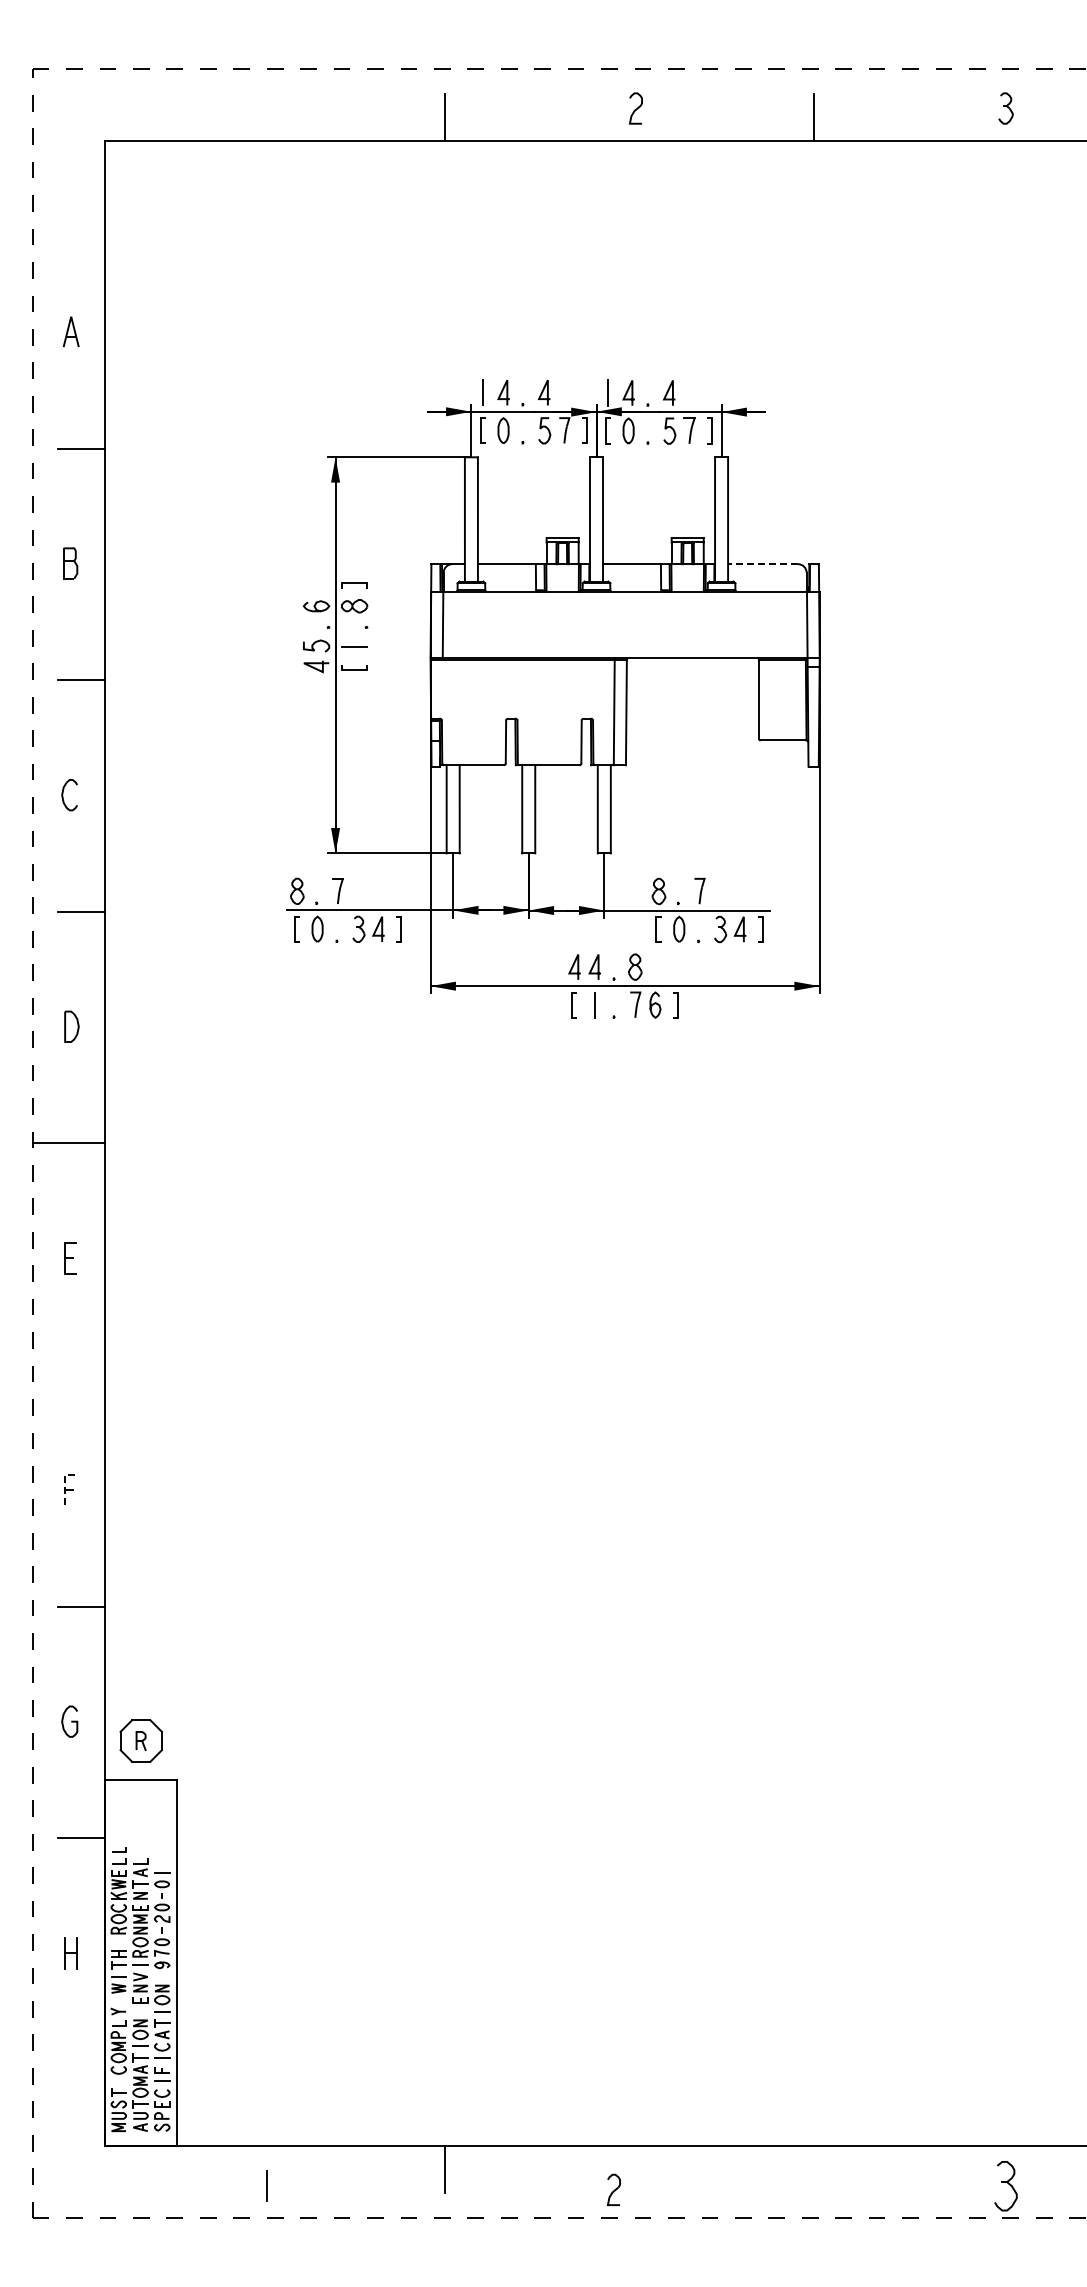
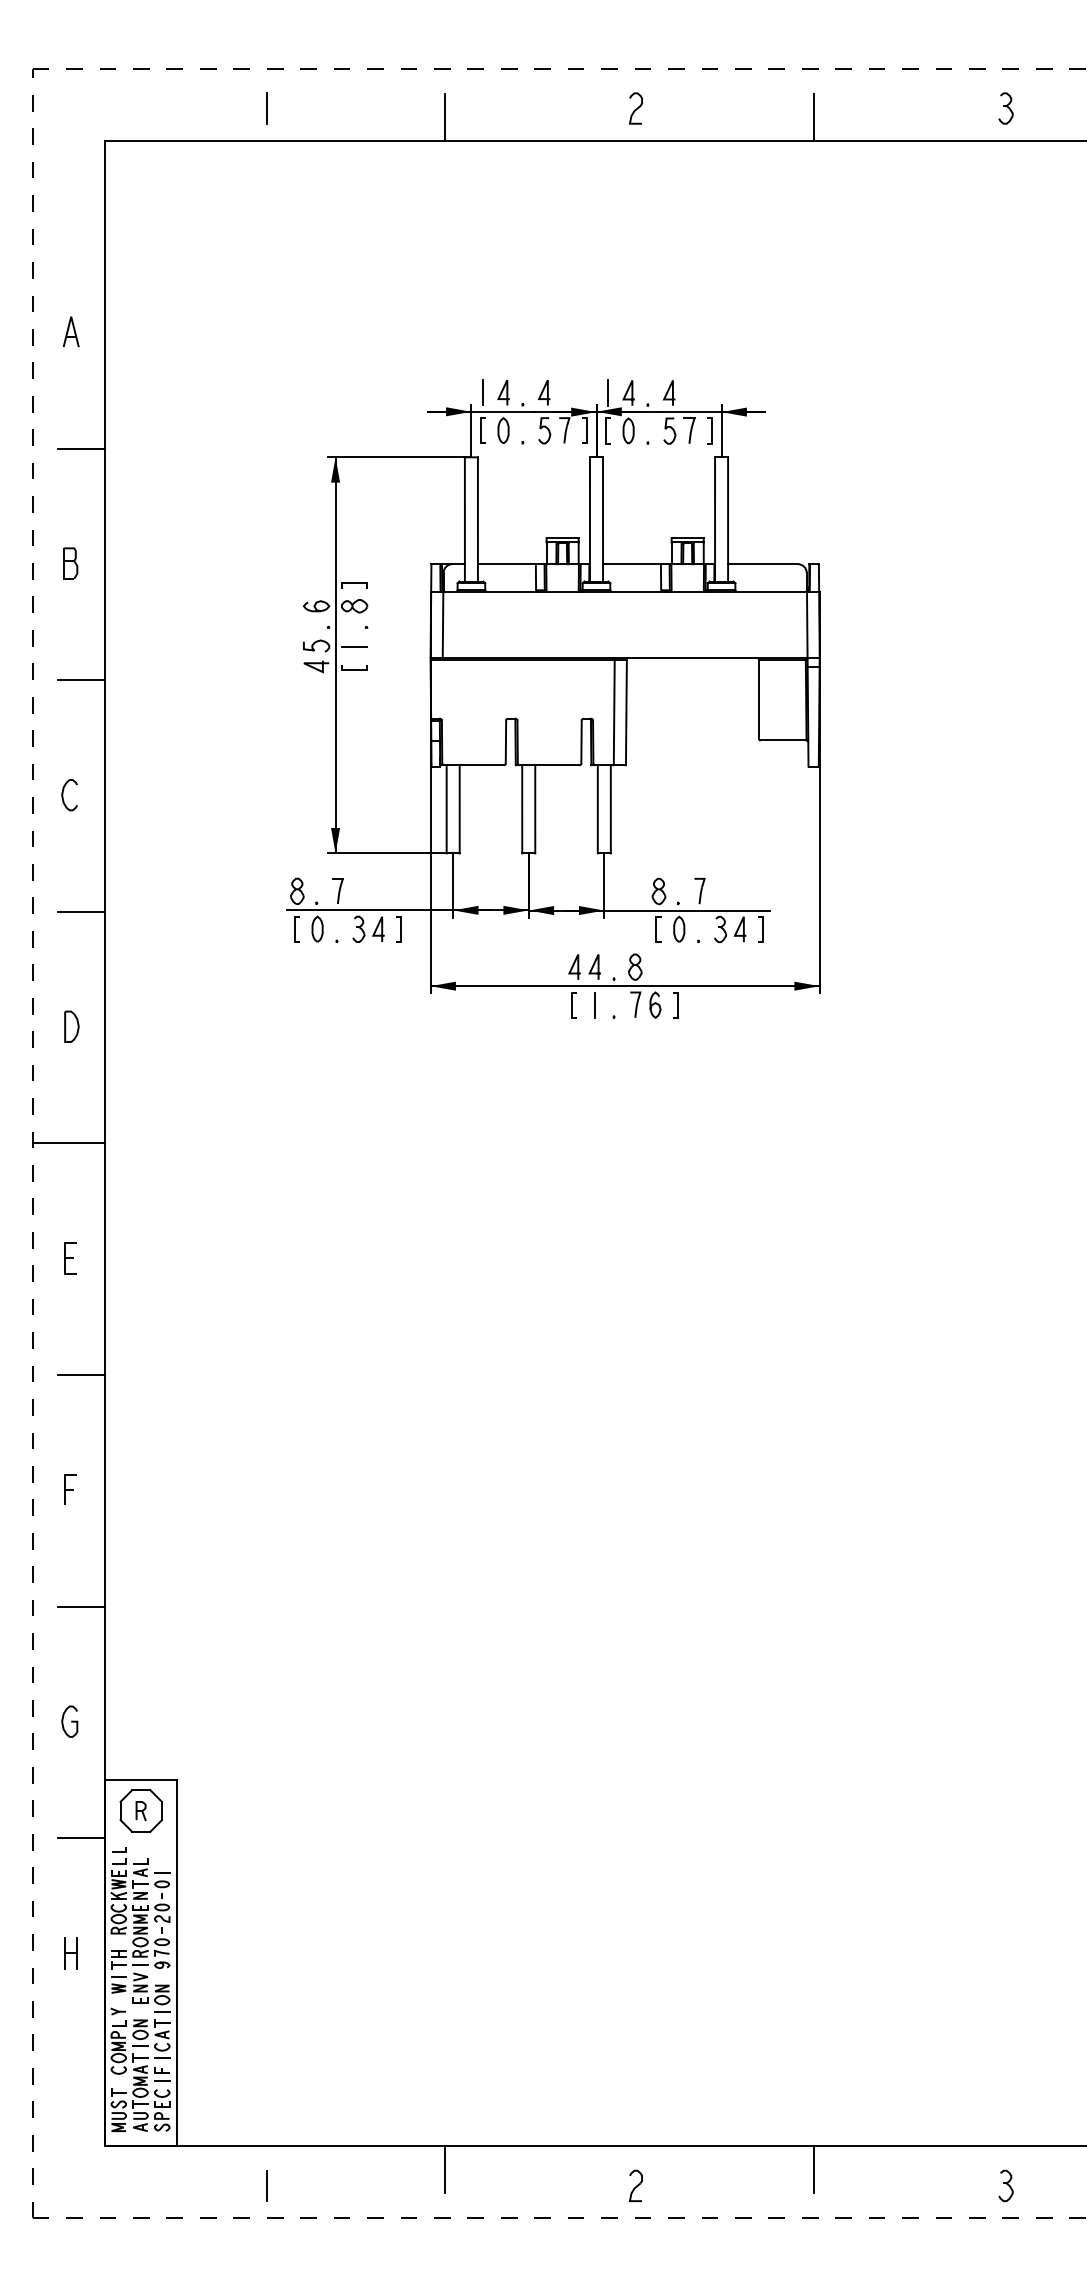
line: none -> present (266, 108)
line: dashed -> solid (763, 564)
line: none -> present (81, 1375)
line: dashed -> solid (65, 1482)
part position: (140, 1740) -> (140, 1810) (140, 1810)
line: none -> present (814, 2169)
part size: 24x51 px -> 16x33 px (1005, 2185)
part position: (613, 2189) -> (635, 2185) (635, 2185)
